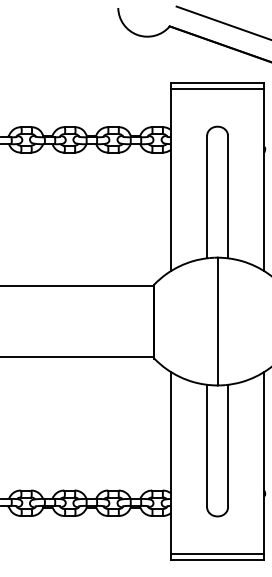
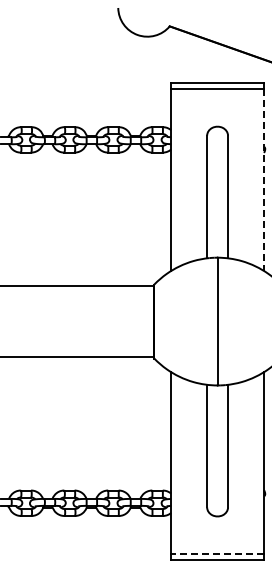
line: present -> none (222, 22)
line: solid -> dashed (264, 180)
line: solid -> dashed (217, 553)
